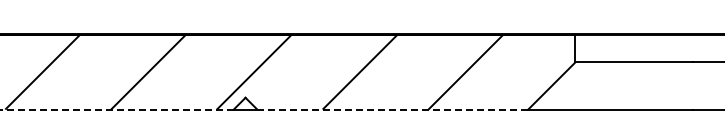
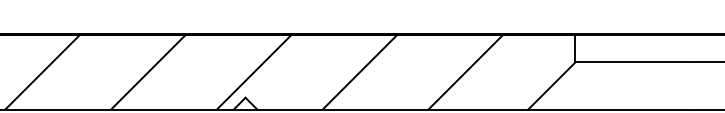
line: dashed -> solid (116, 109)
line: dashed -> solid (392, 109)
